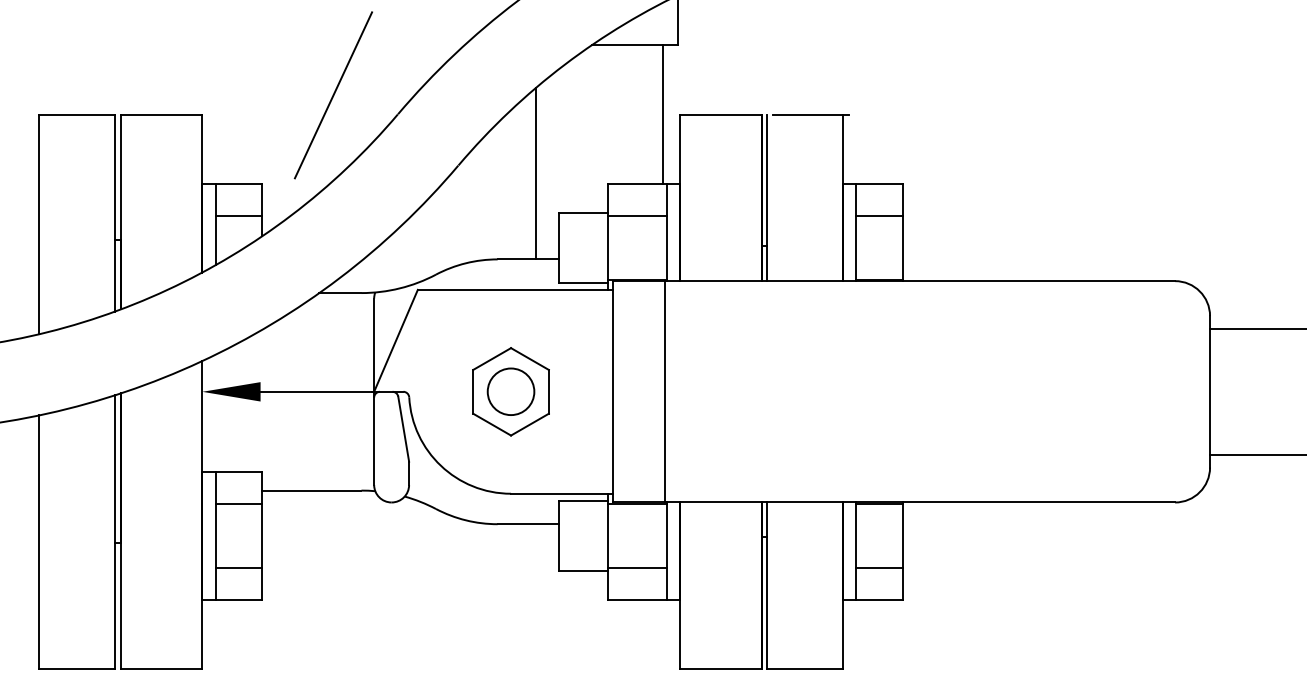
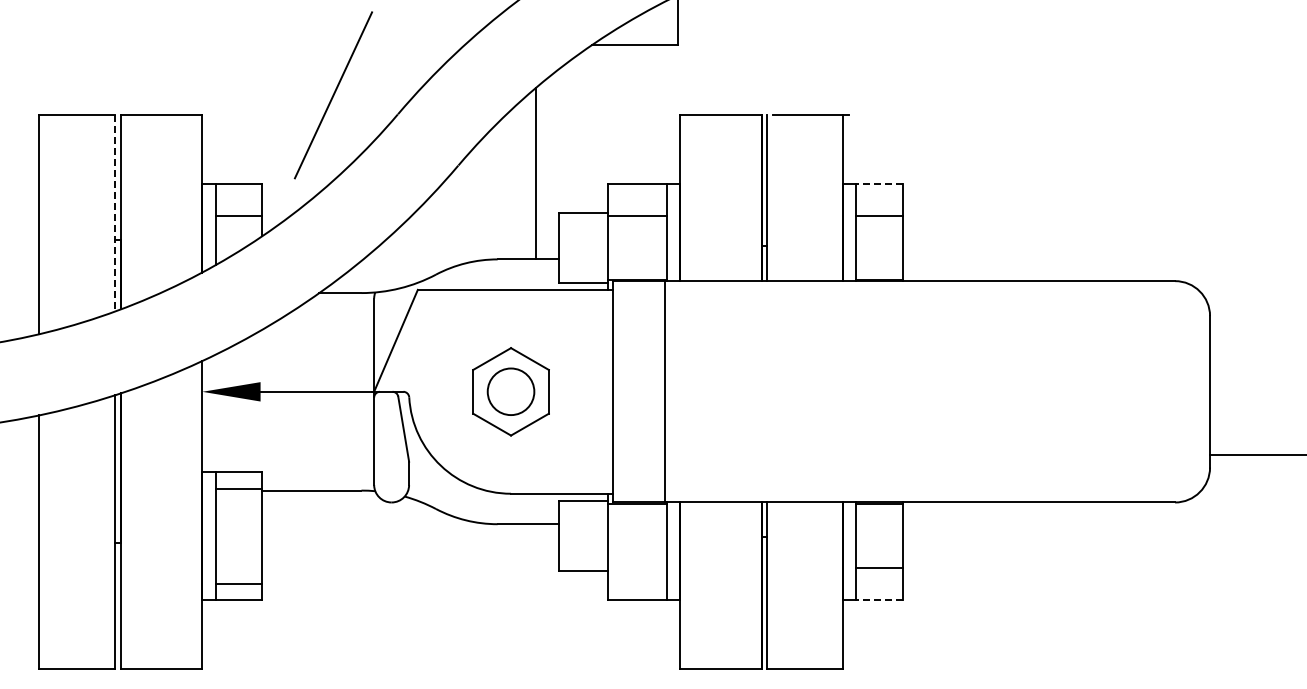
line: present -> none (662, 114)
line: solid -> dashed (879, 183)
line: solid -> dashed (114, 213)
line: present -> none (1256, 328)
line position: (238, 504) -> (238, 489) (238, 489)
line position: (238, 567) -> (238, 583) (238, 583)
line: present -> none (637, 567)
line: solid -> dashed (879, 599)
